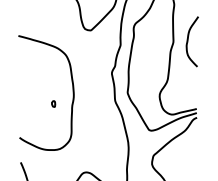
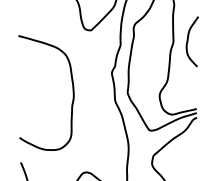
part: present -> none (53, 103)
